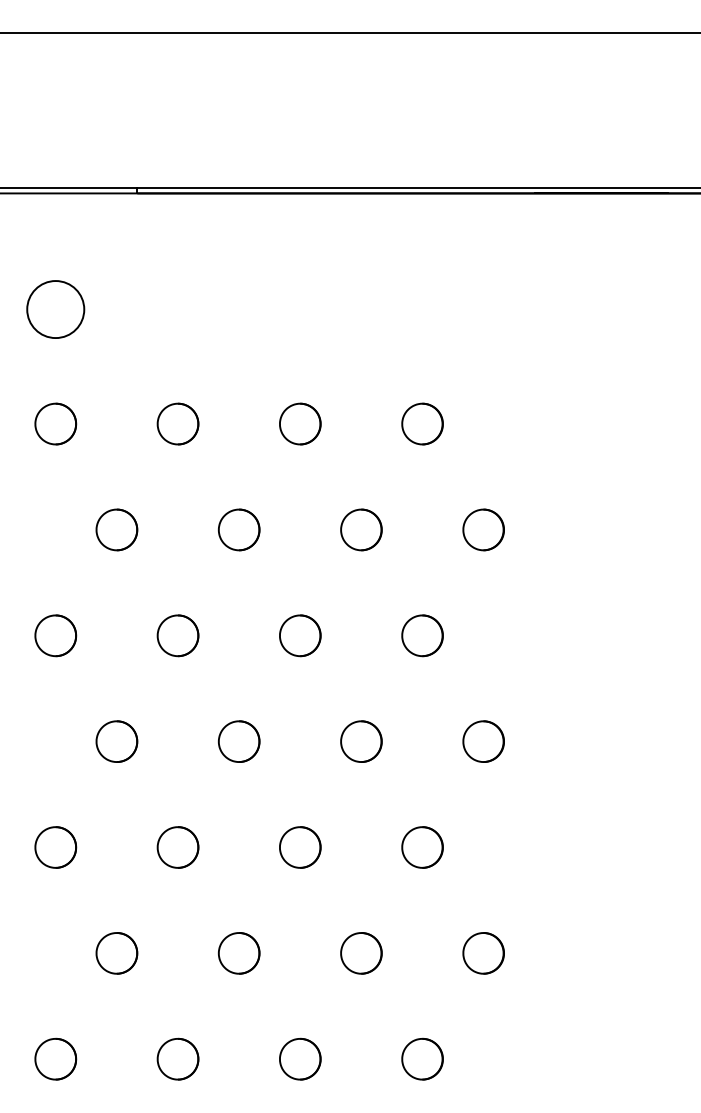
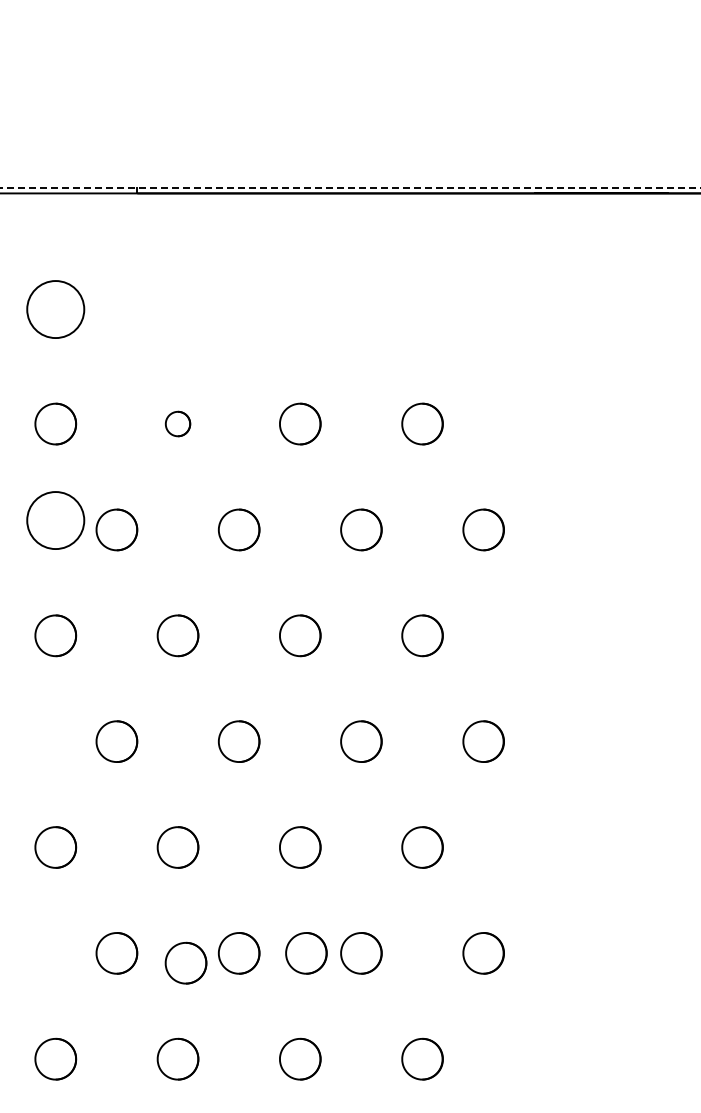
line: present -> none (349, 33)
line: solid -> dashed (350, 188)
part size: 44x44 px -> 28x28 px (177, 423)
circle: none -> present (55, 520)
part: none -> present (306, 953)
part: none -> present (185, 962)
